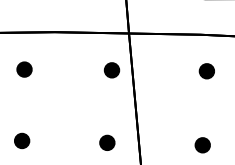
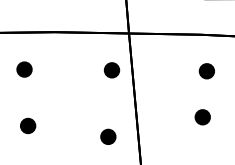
part position: (22, 140) -> (28, 125) (28, 125)
part position: (107, 142) -> (108, 136) (108, 136)
part position: (202, 145) -> (202, 117) (202, 117)
